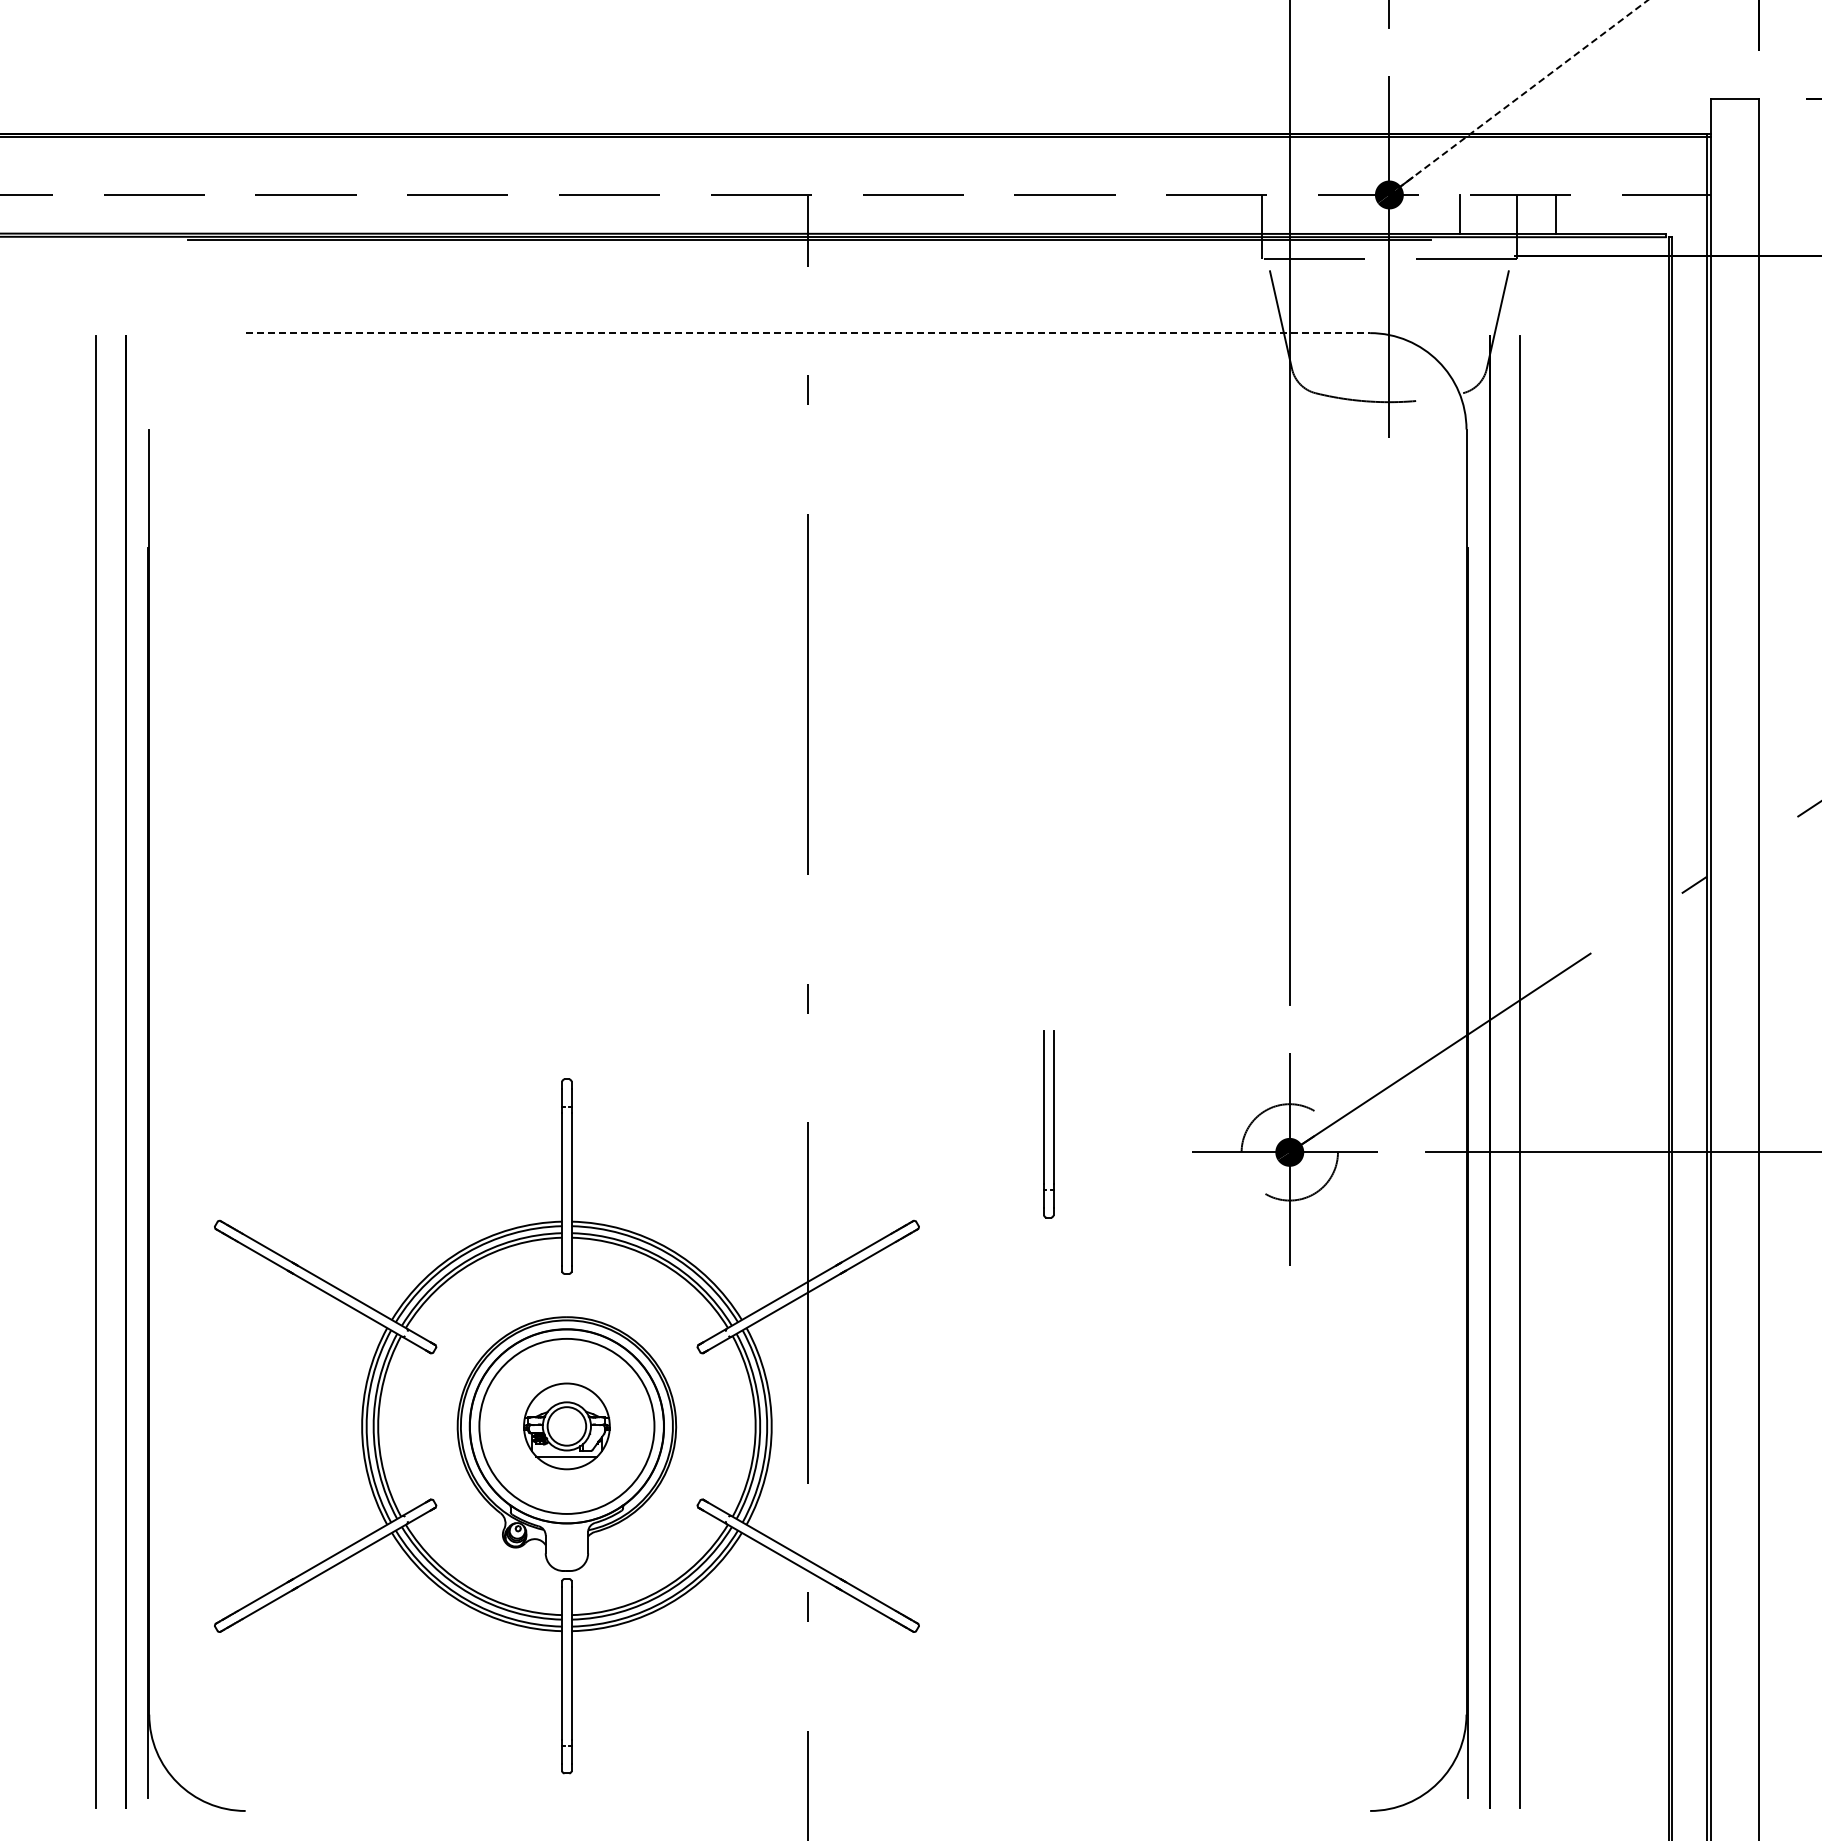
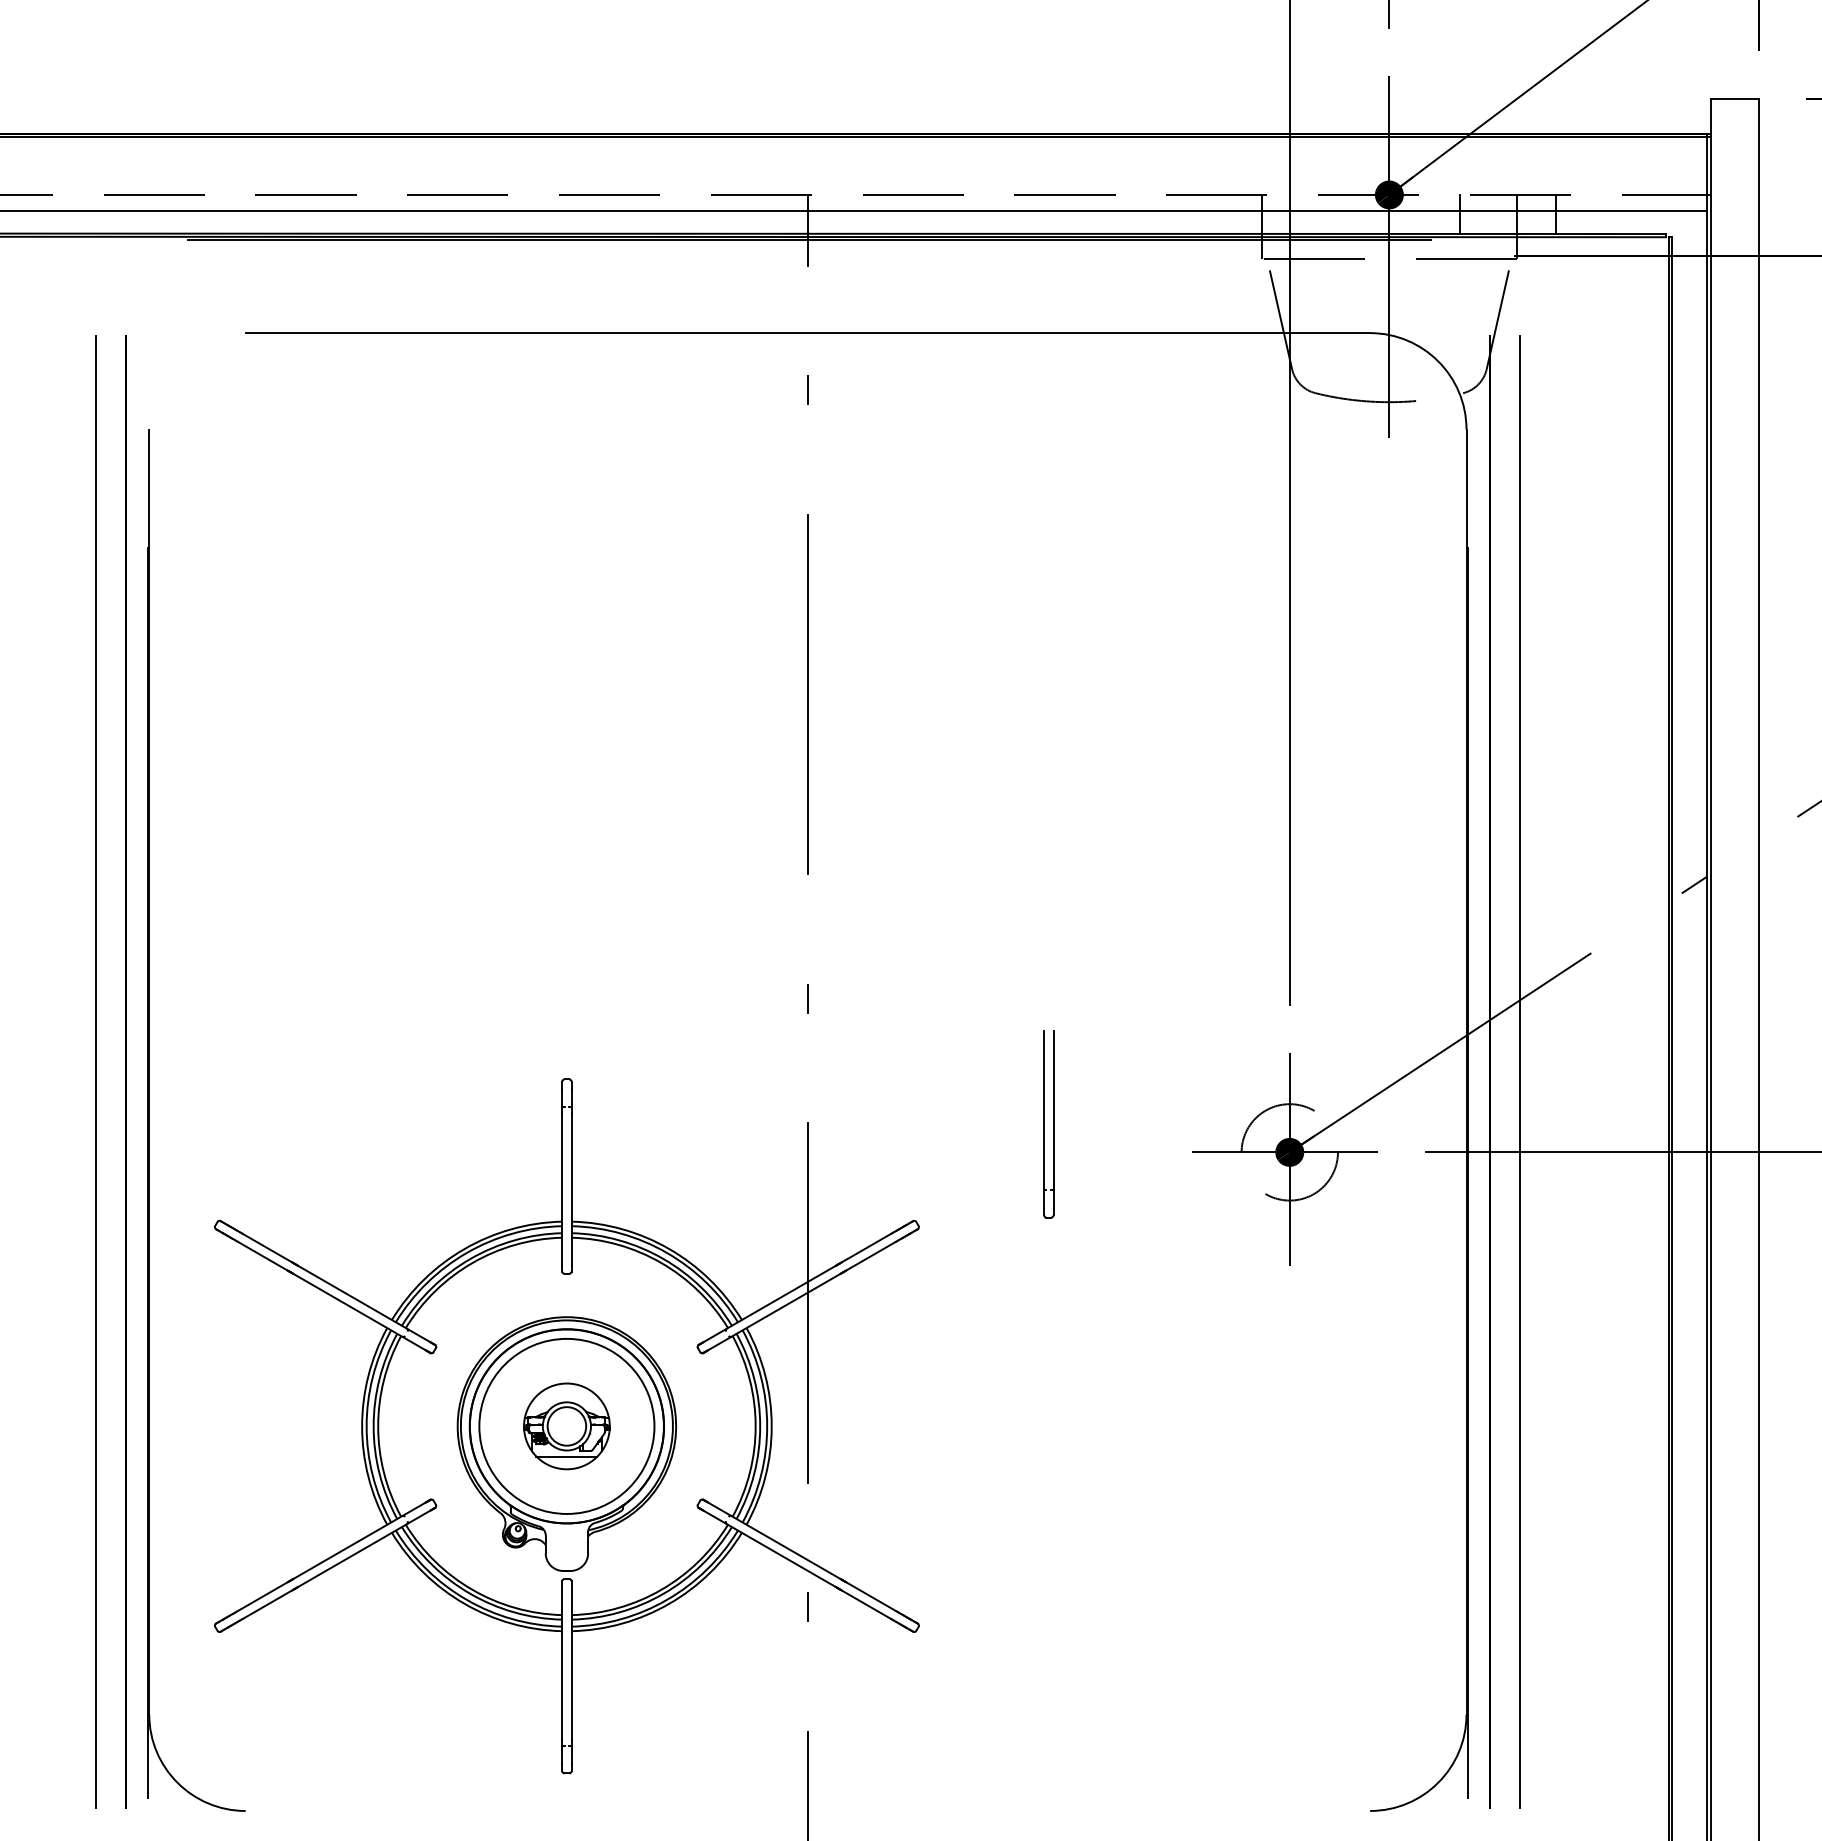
line: dashed -> solid (1518, 97)
line: none -> present (854, 211)
line: dashed -> solid (808, 333)
